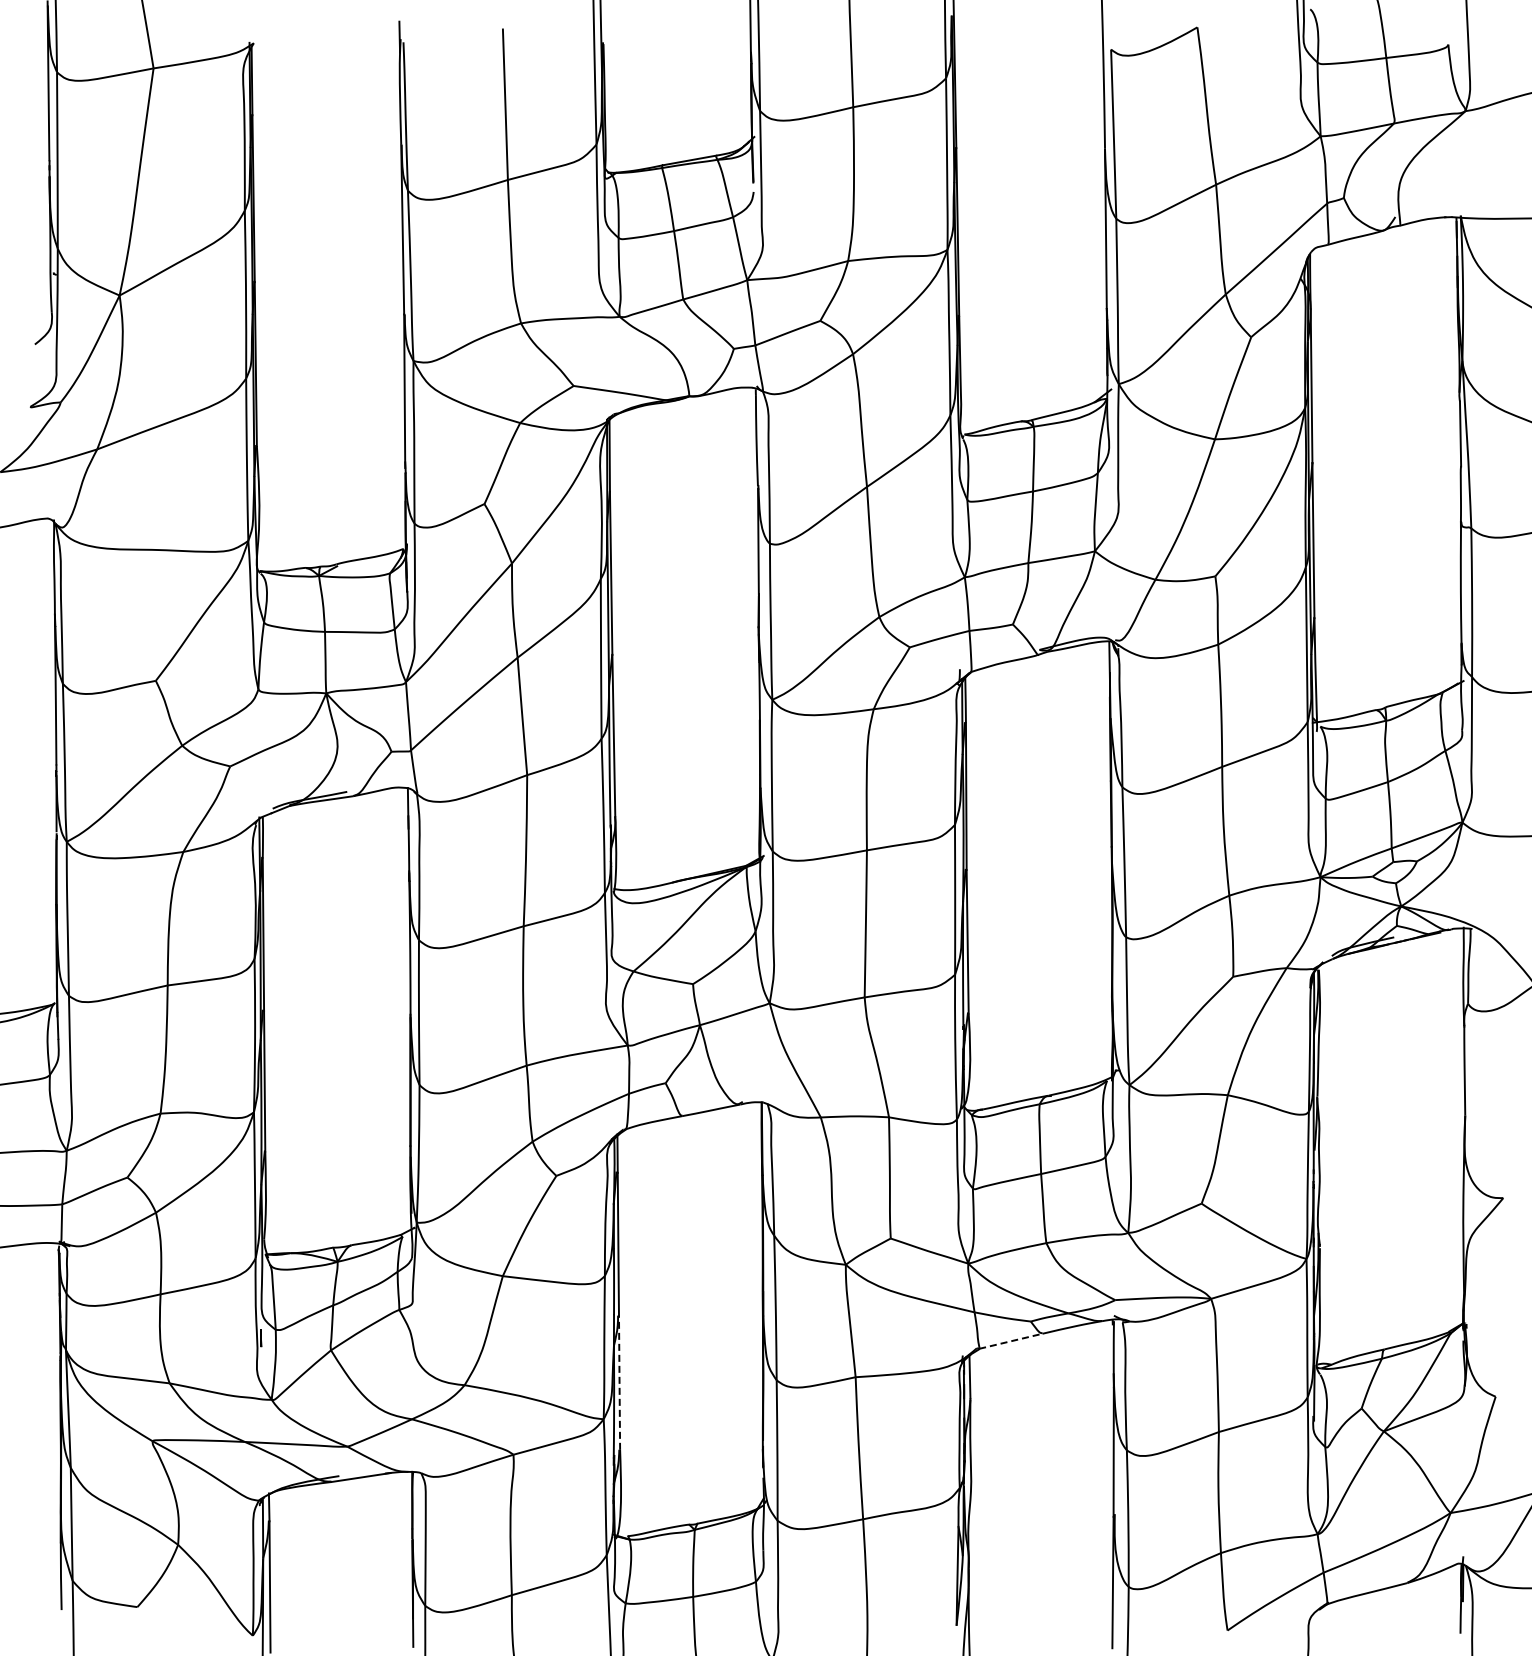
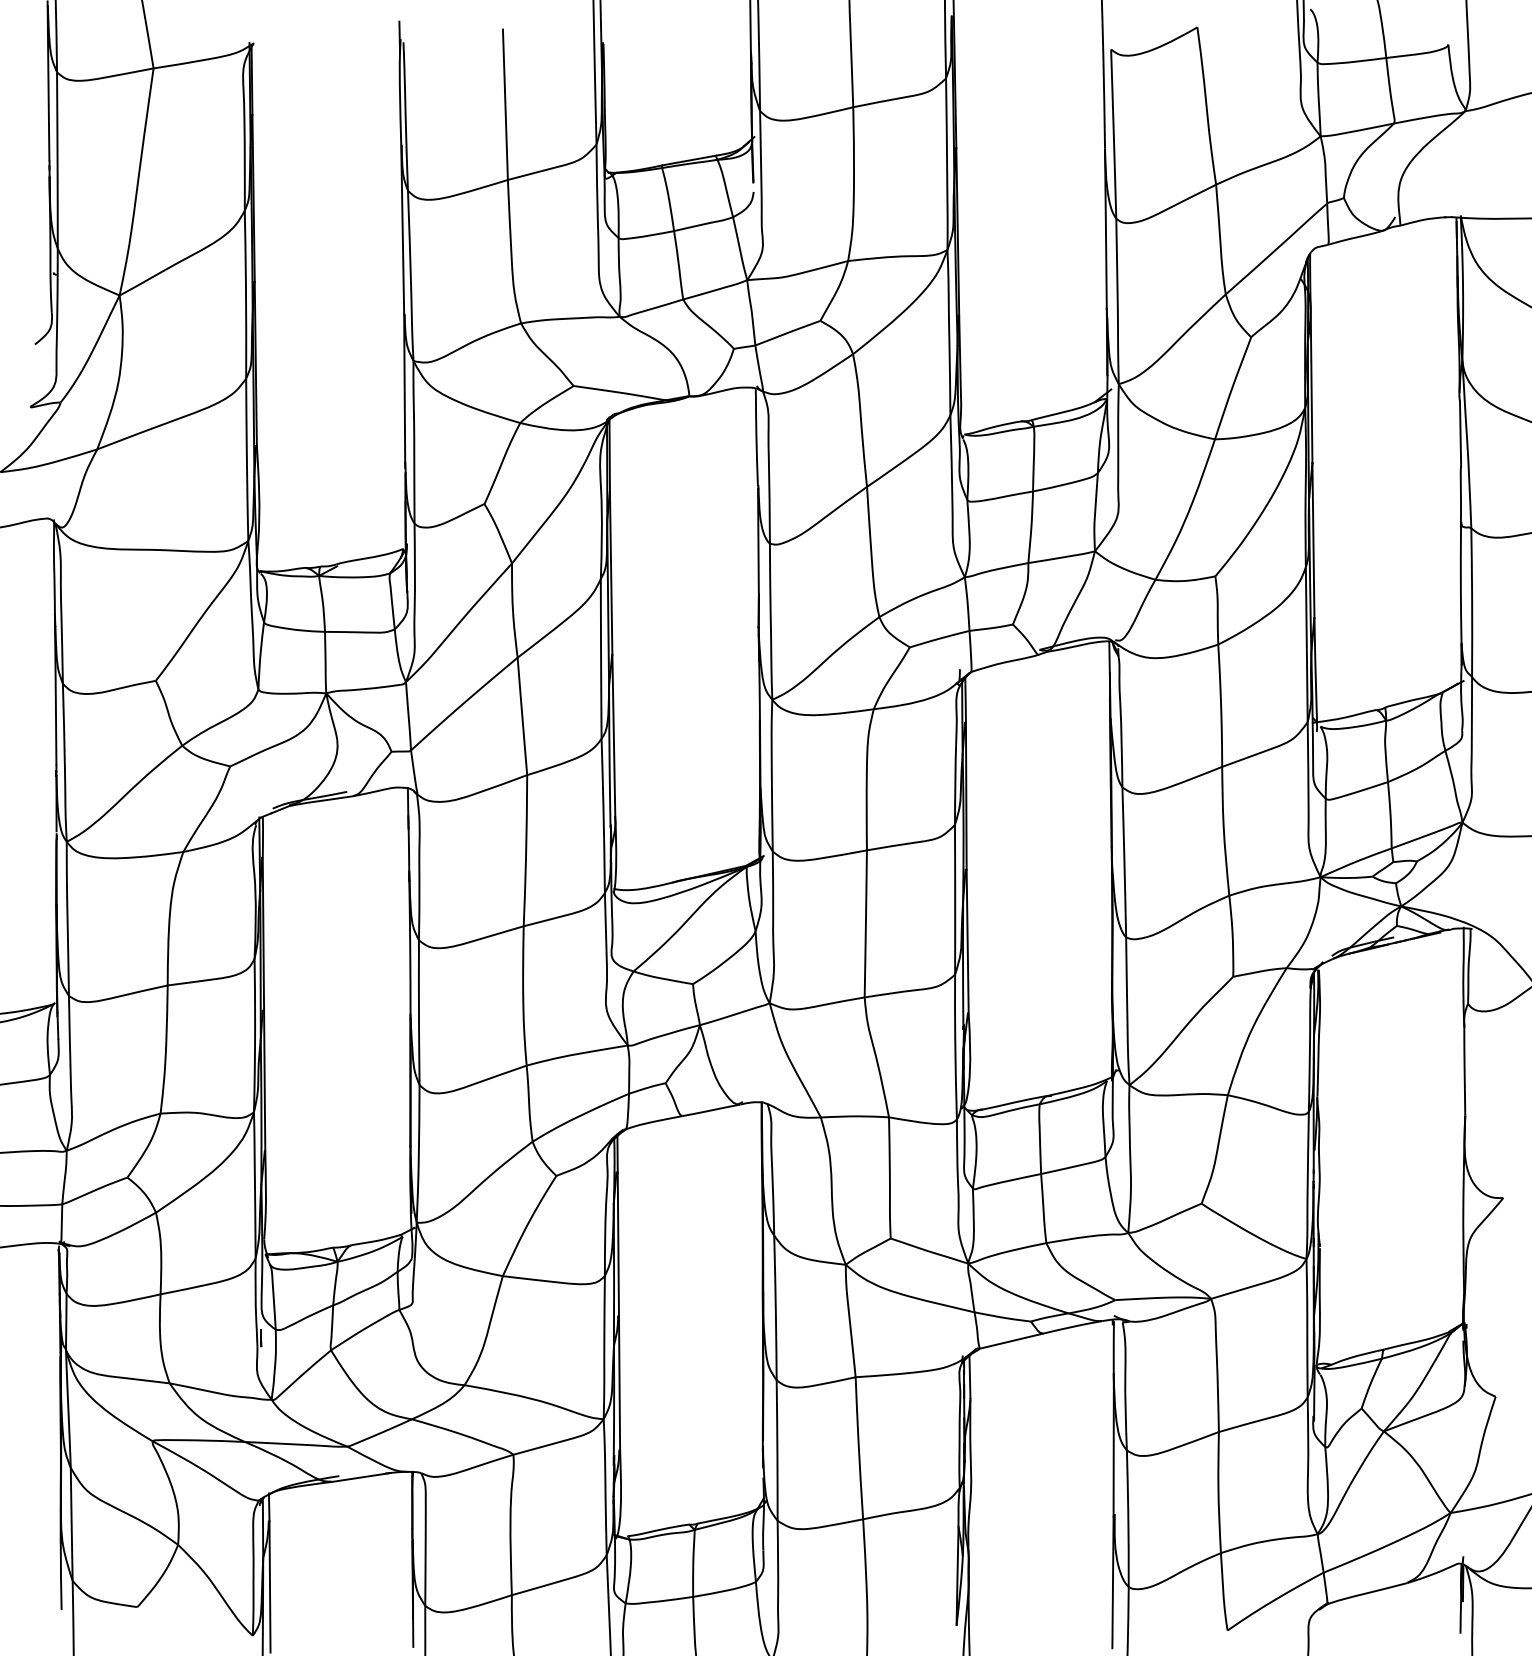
line: dashed -> solid (1010, 1341)
line: dashed -> solid (619, 1382)
